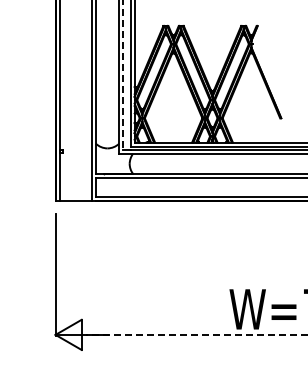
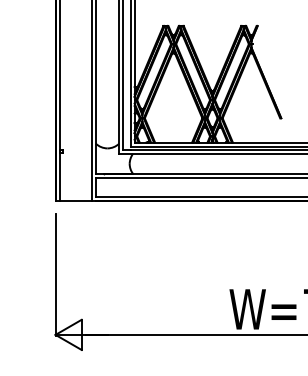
line: dashed -> solid (123, 75)
line: dashed -> solid (196, 334)
